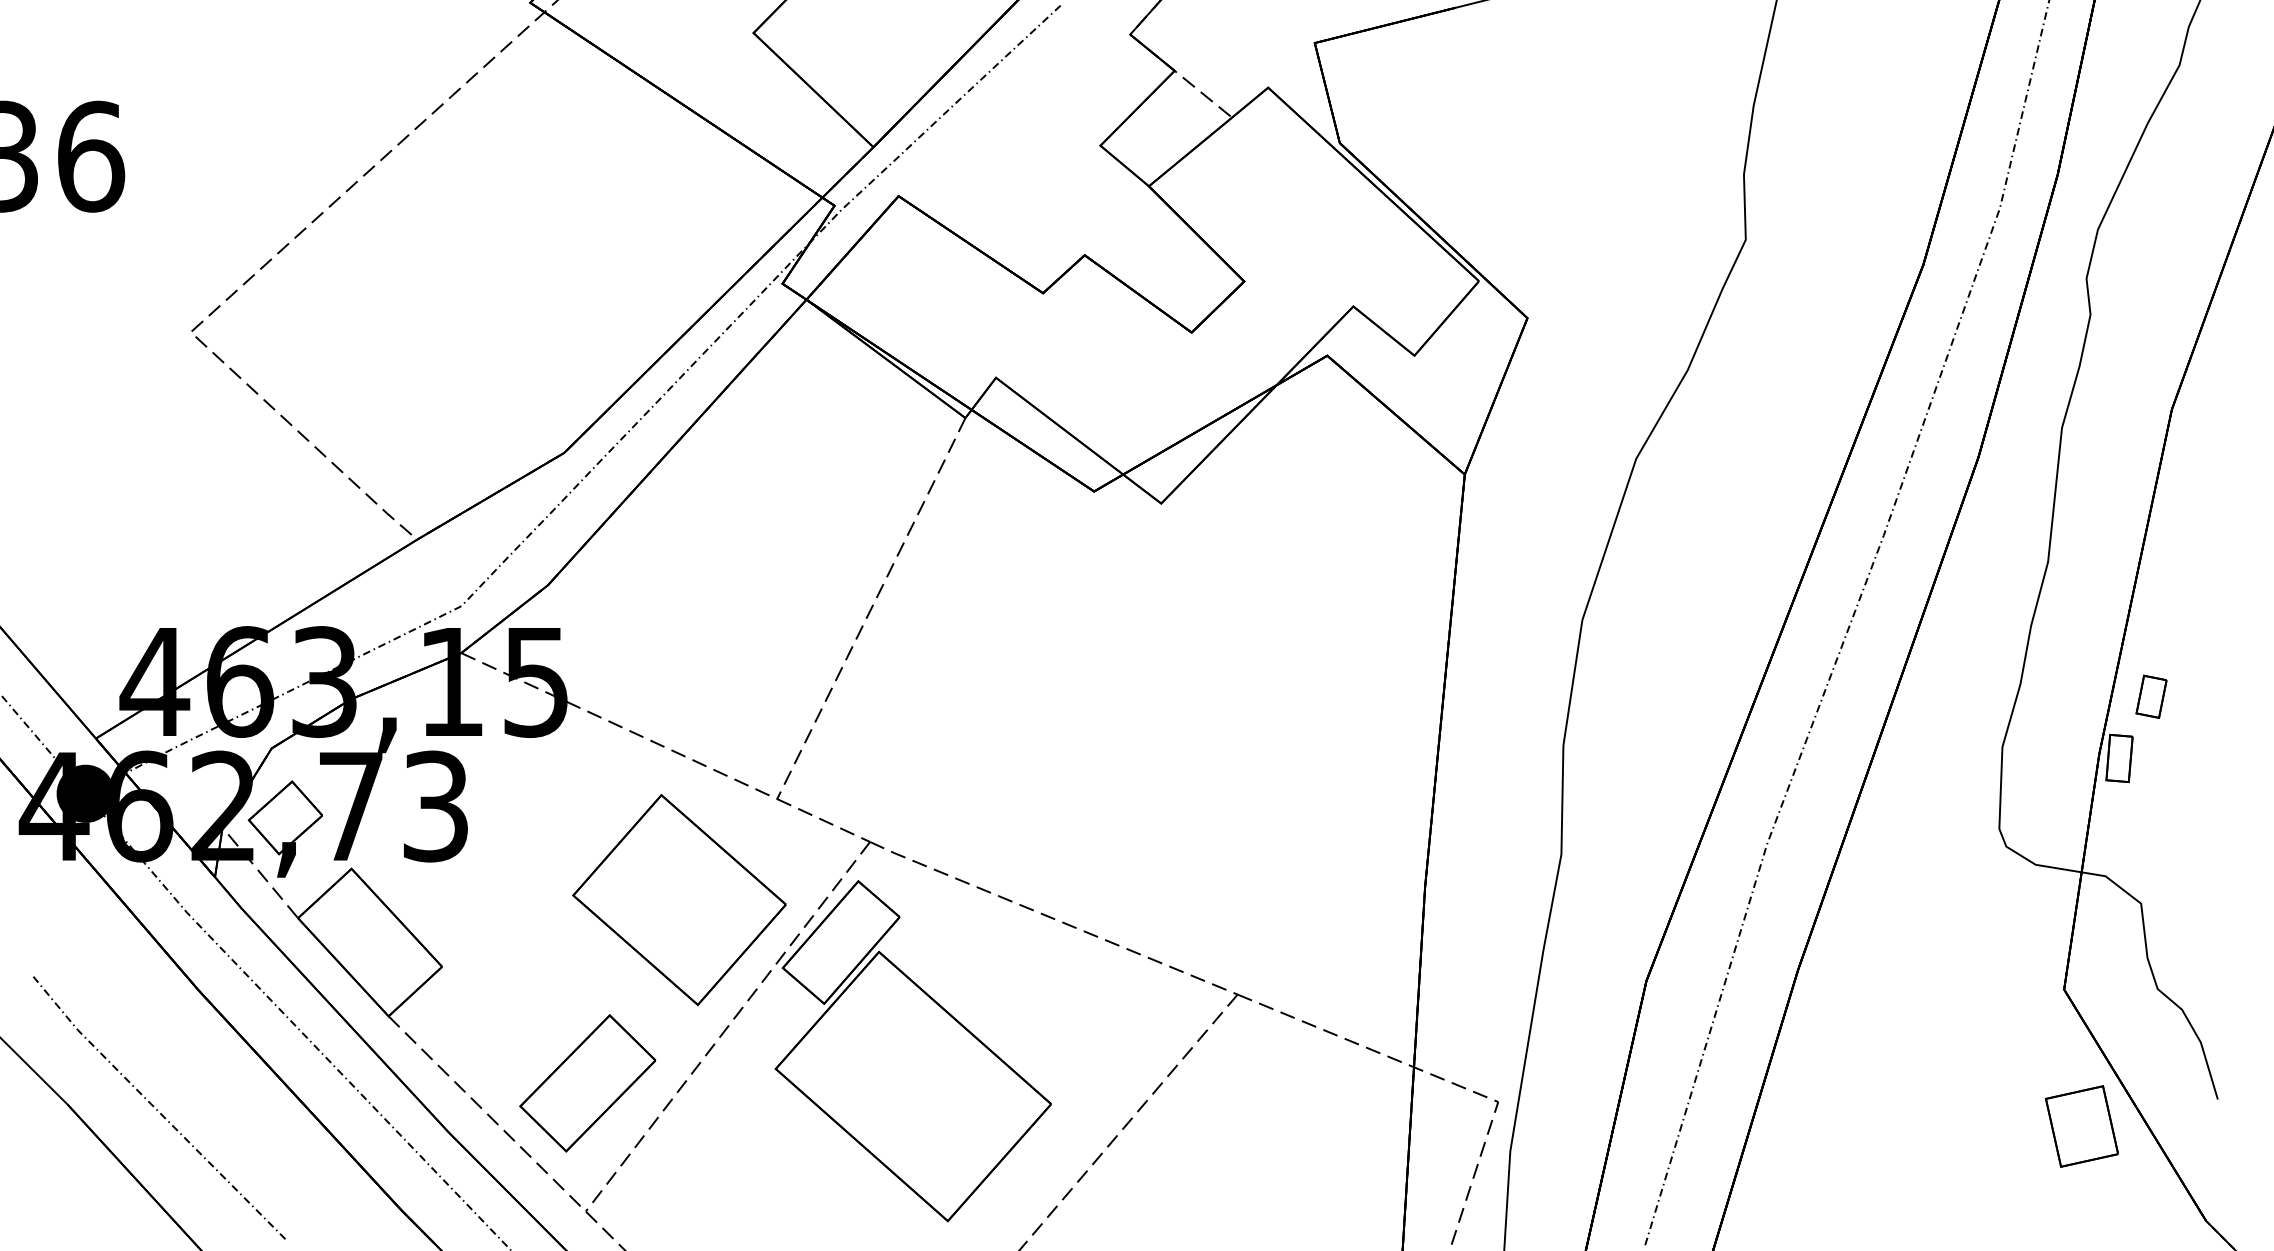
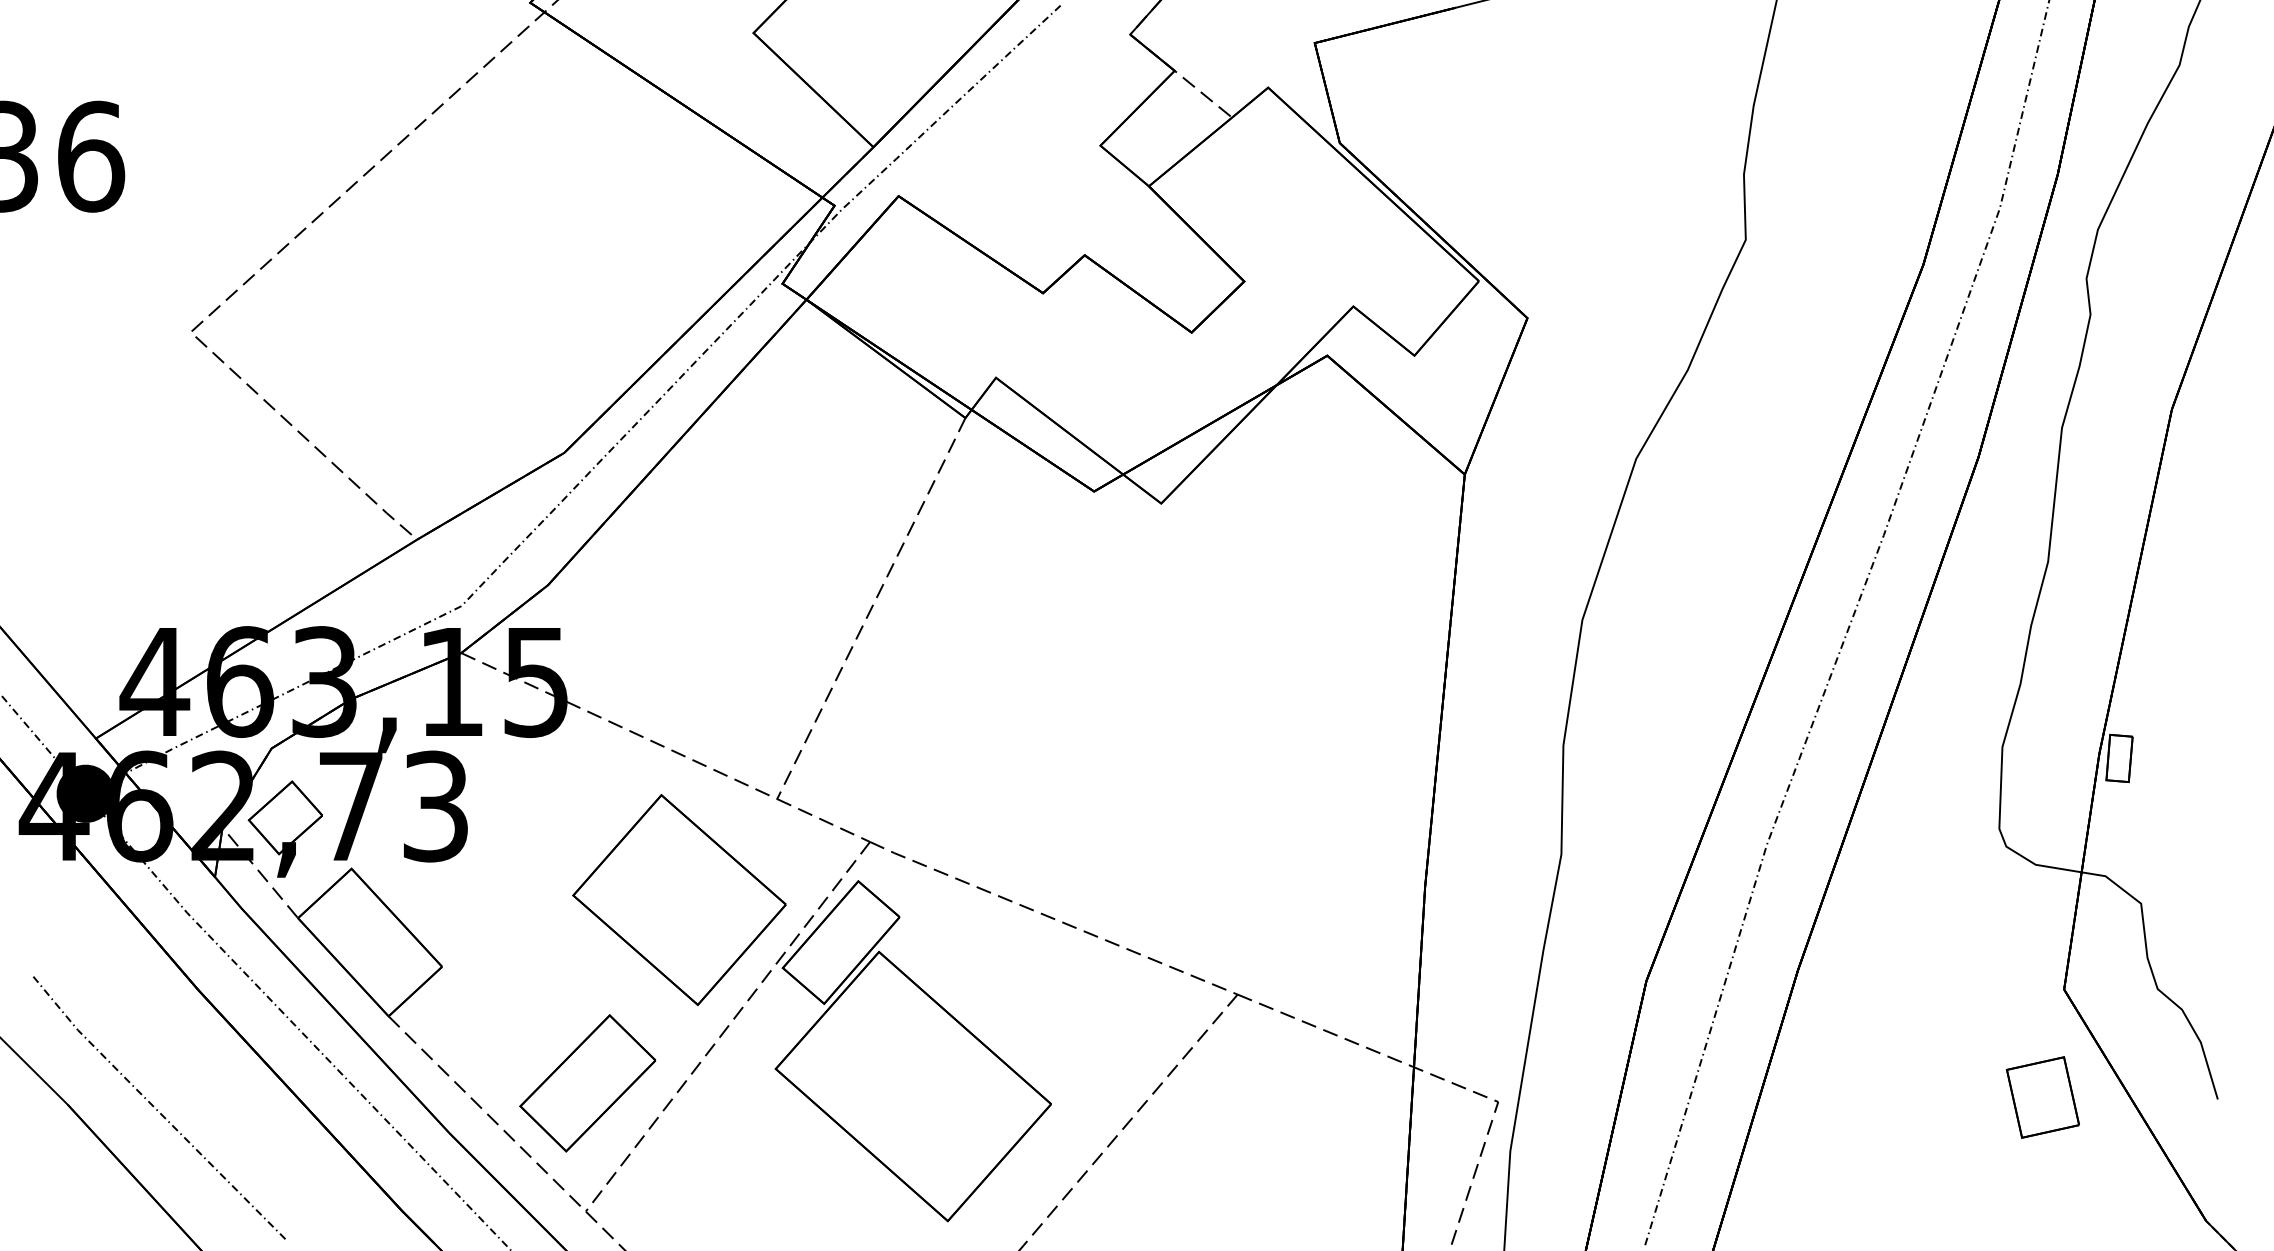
part: present -> none (2151, 696)
part position: (2081, 1126) -> (2042, 1097) (2042, 1097)
